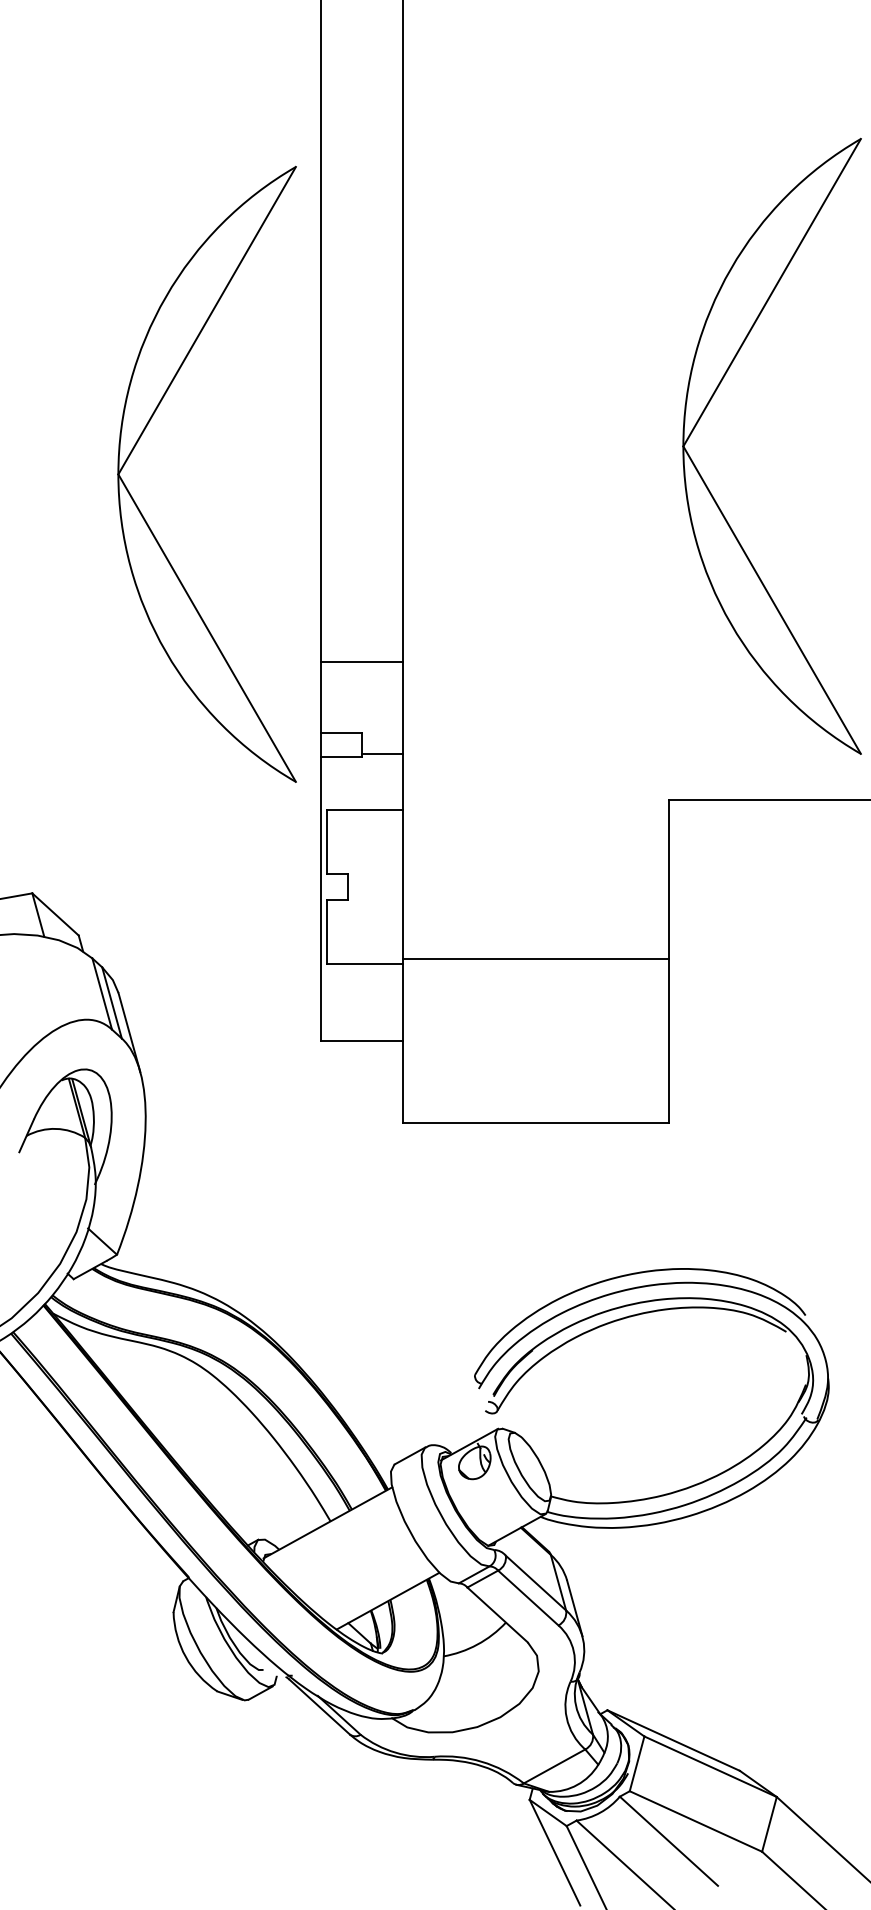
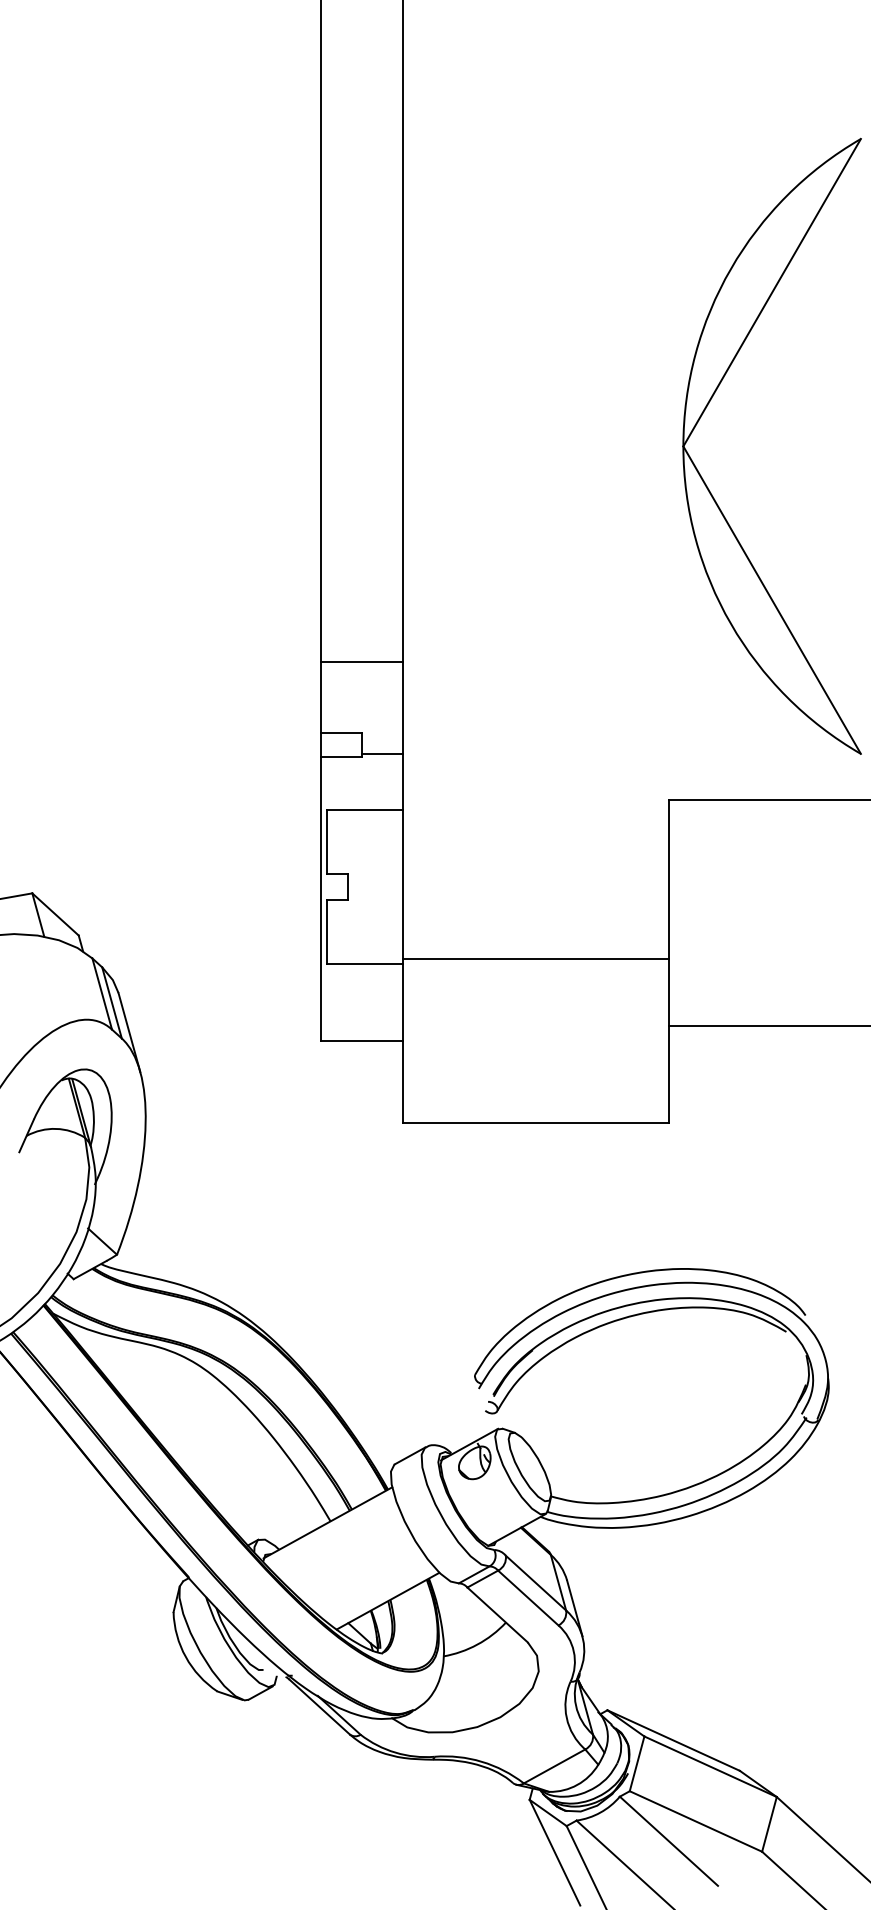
part: present -> none (143, 433)
line: none -> present (768, 1025)
